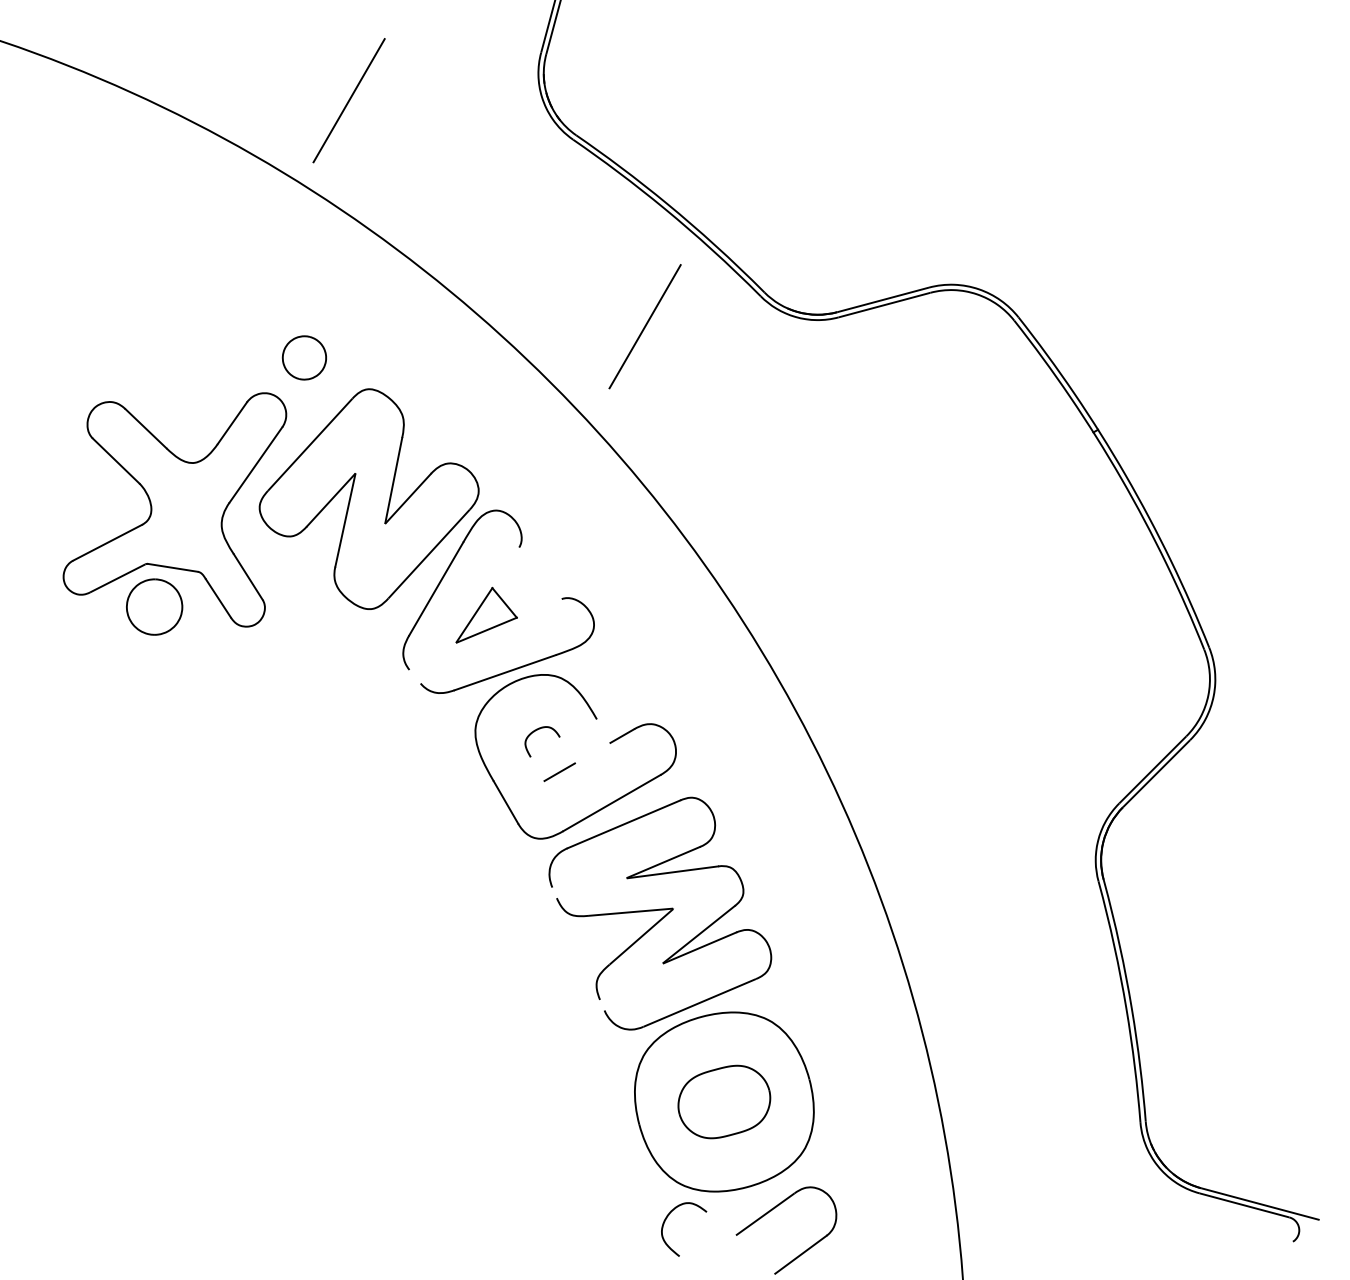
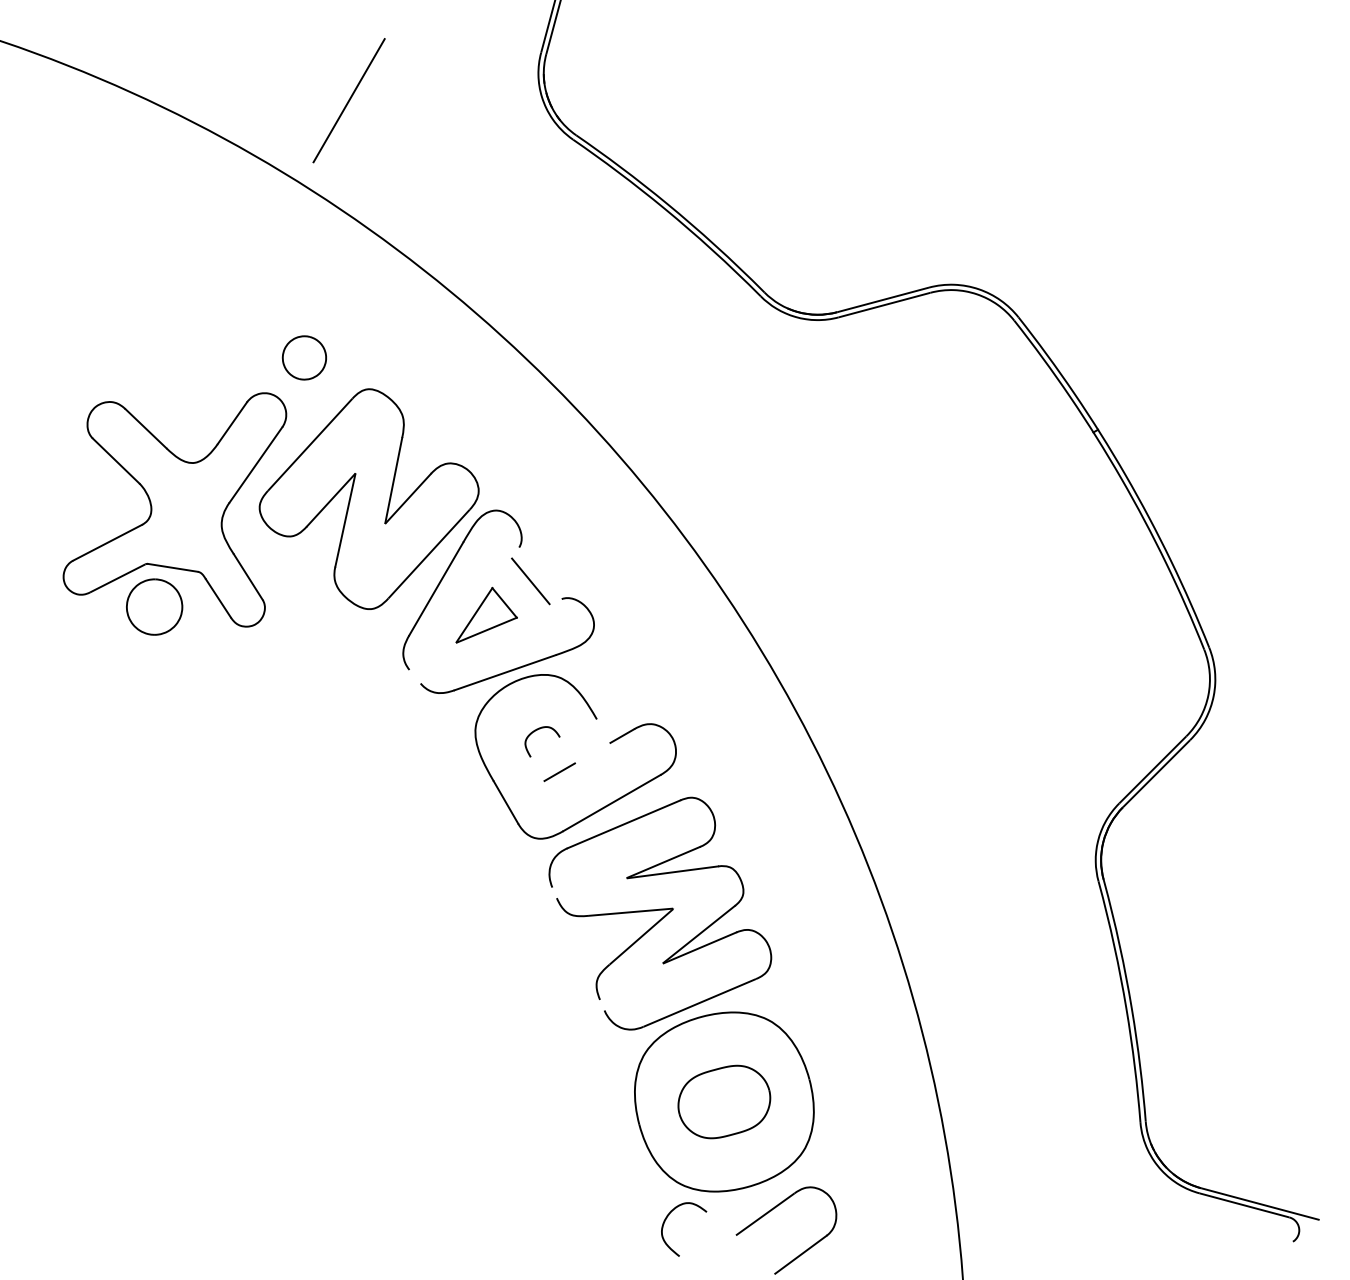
line: present -> none (644, 326)
line: none -> present (530, 581)
